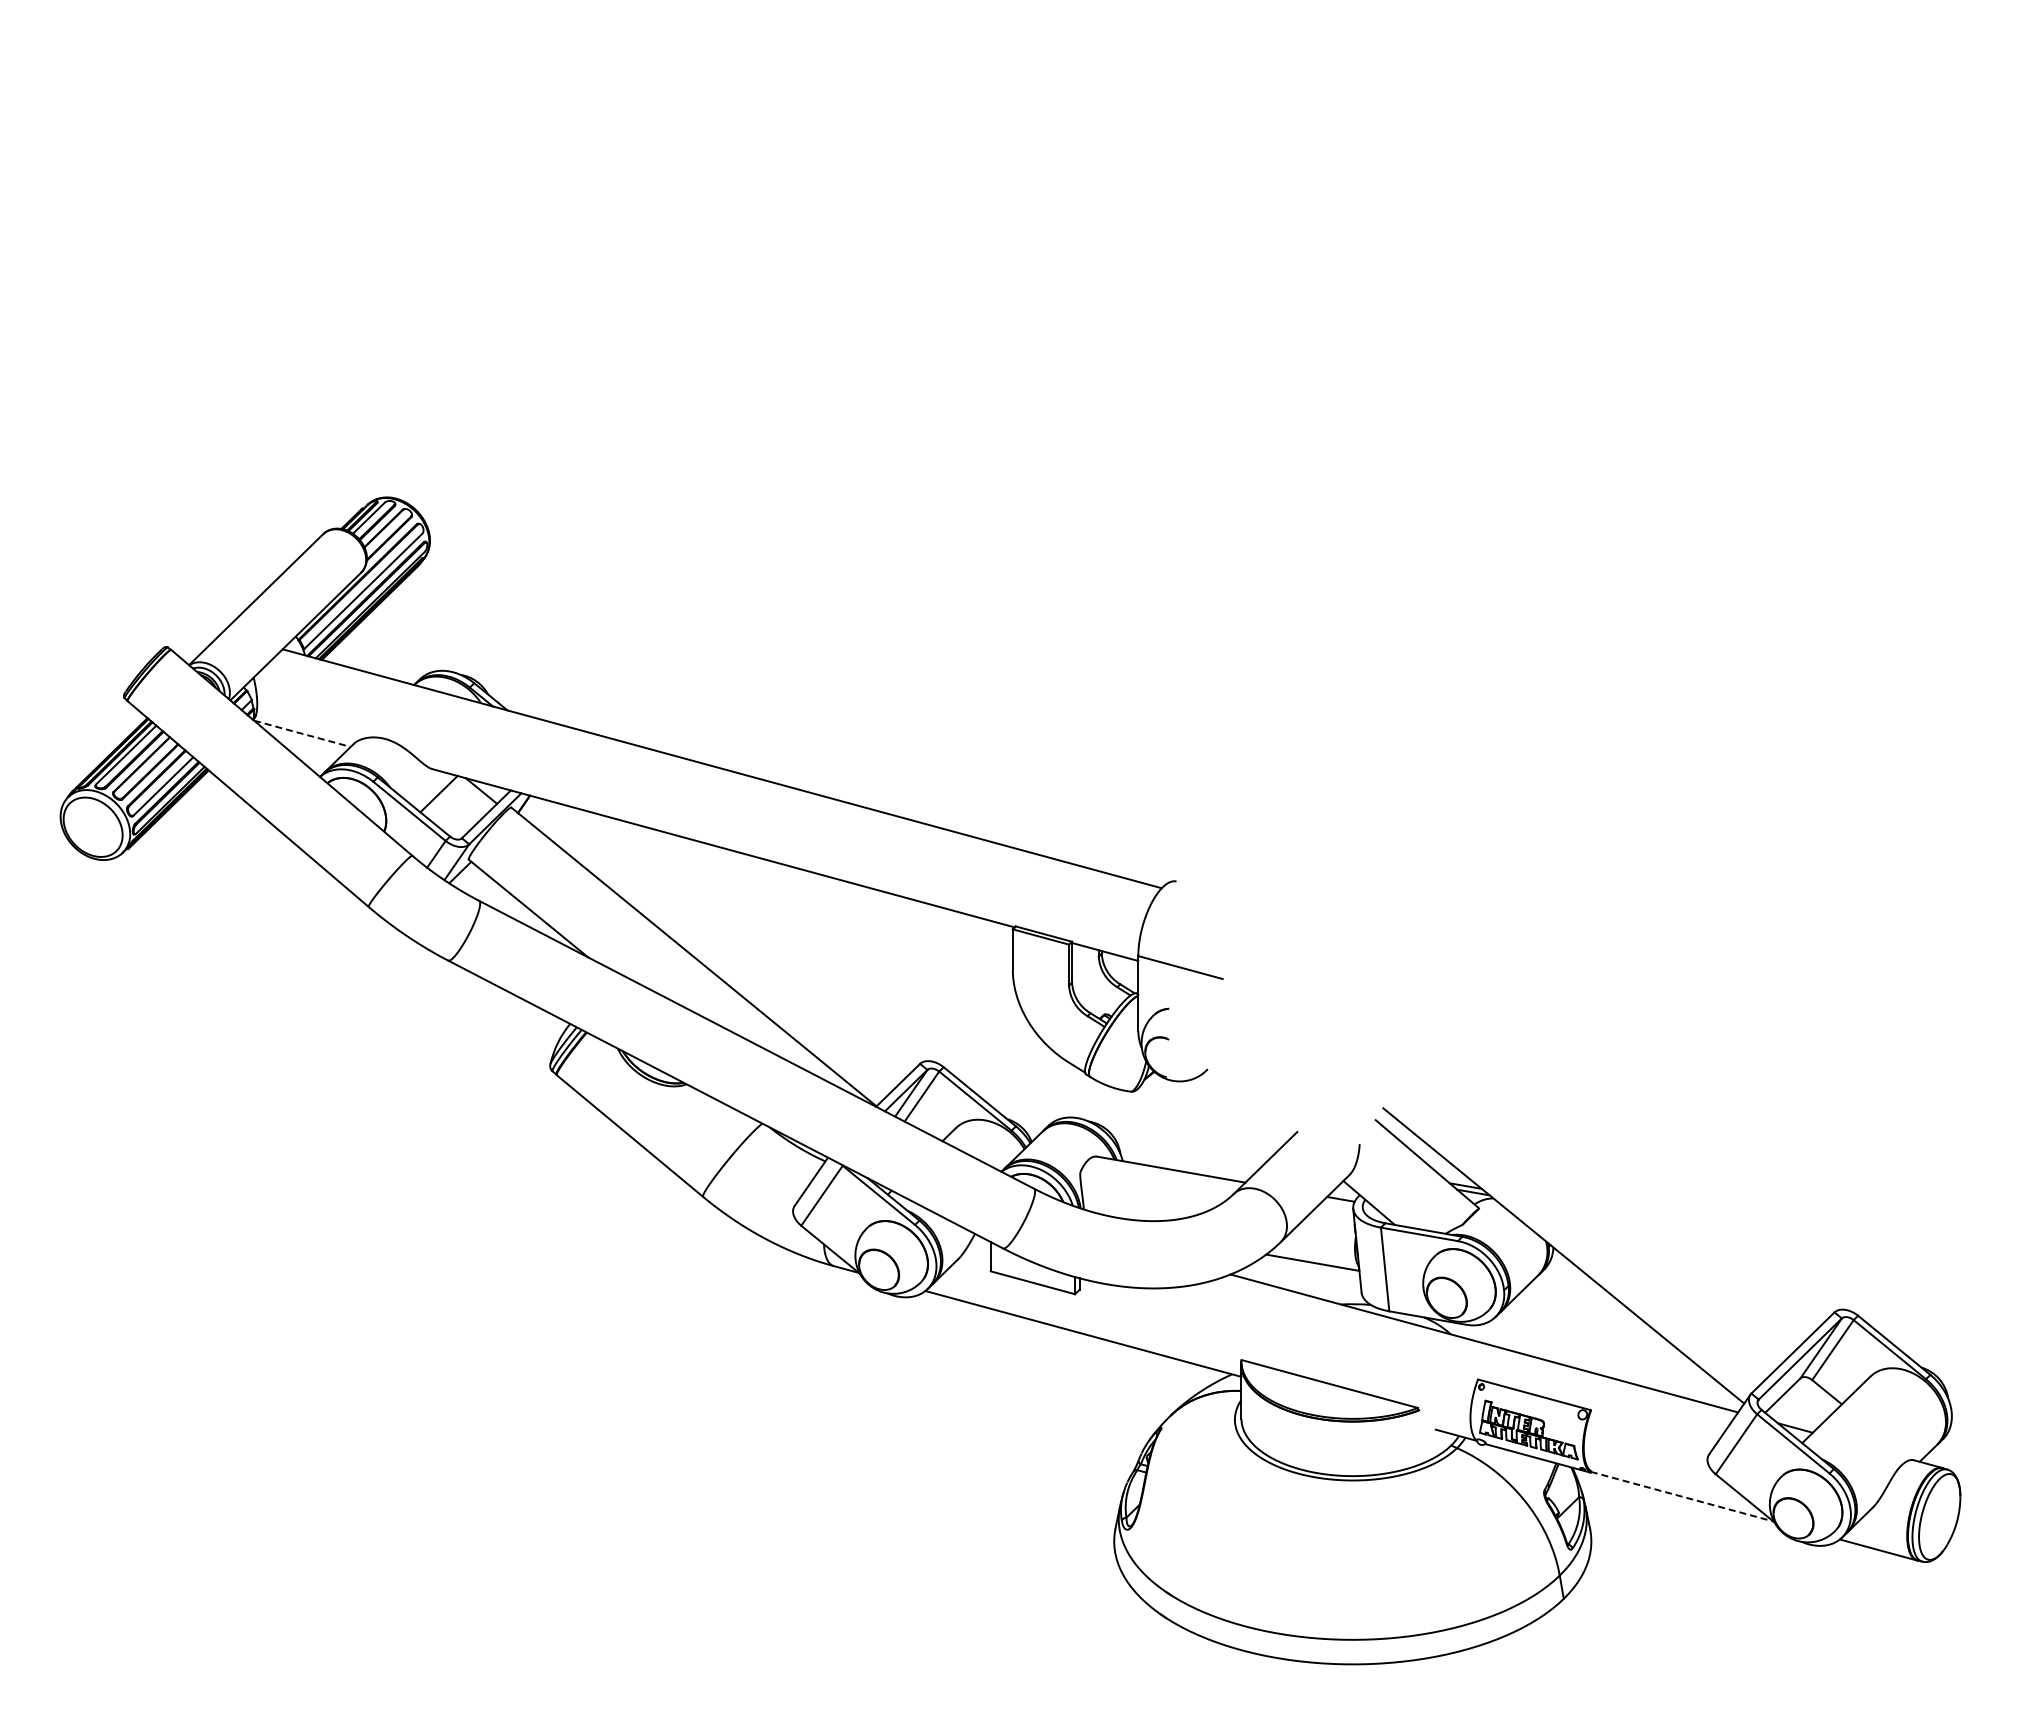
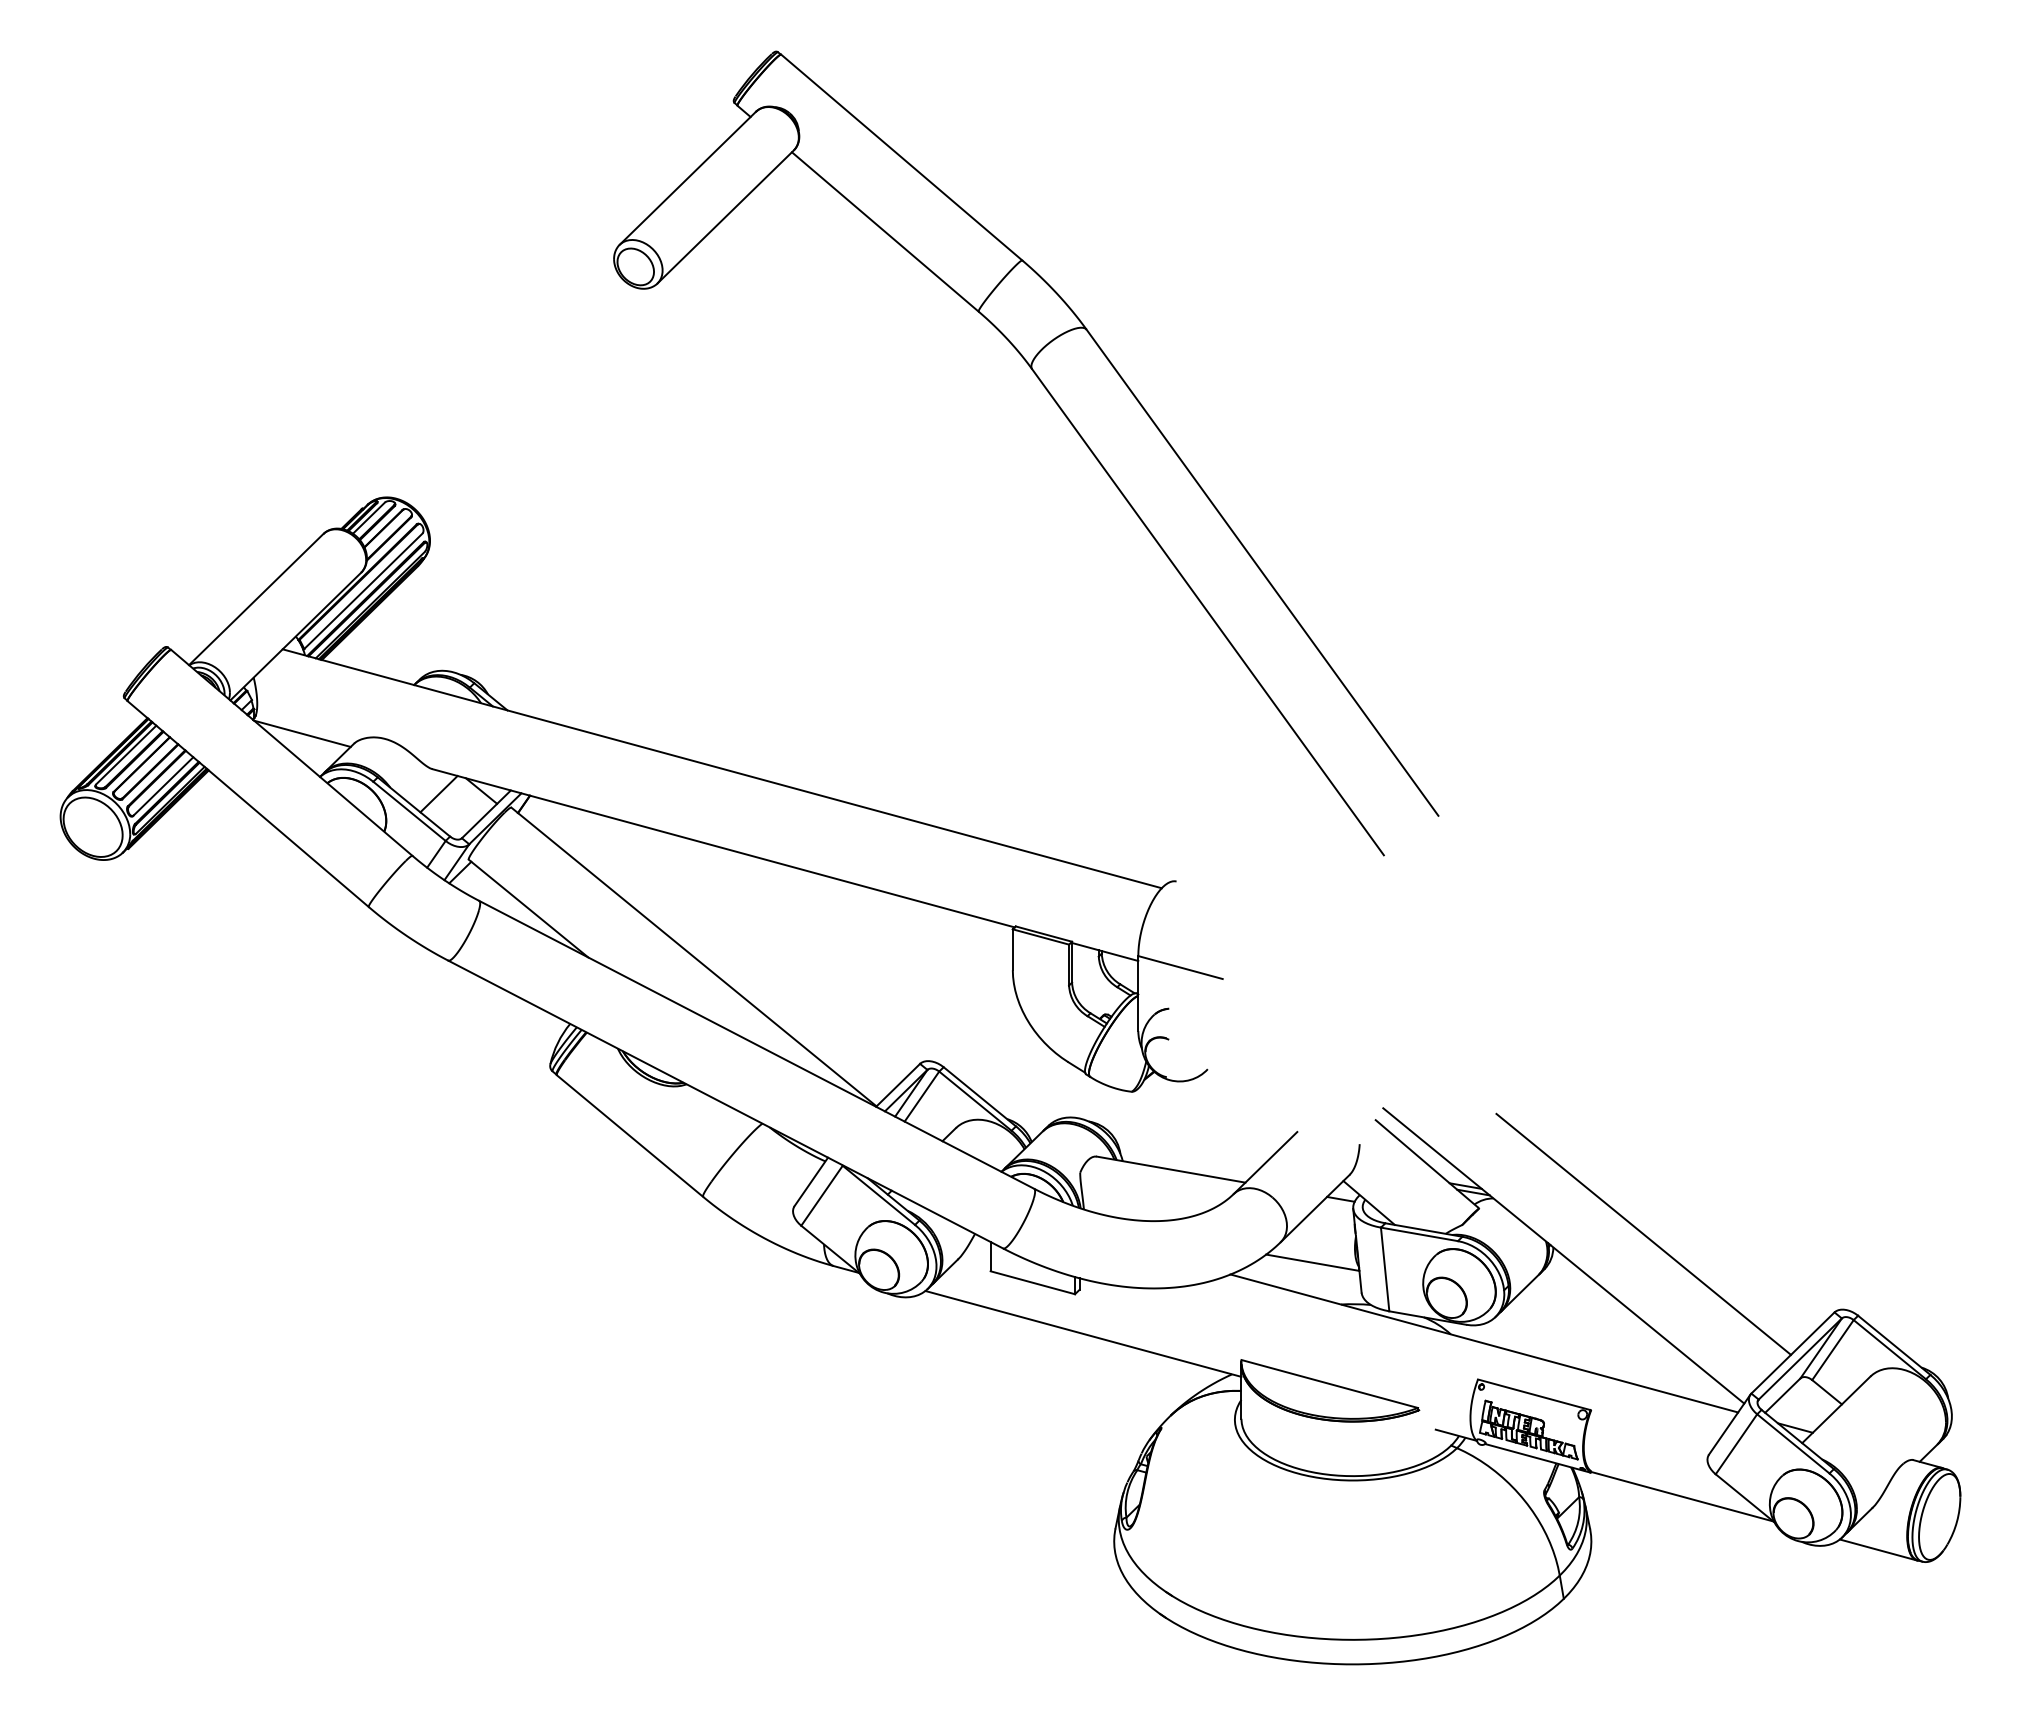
part: none -> present (1068, 421)
line: dashed -> solid (302, 733)
line: none -> present (1643, 1233)
line: dashed -> solid (1682, 1496)
